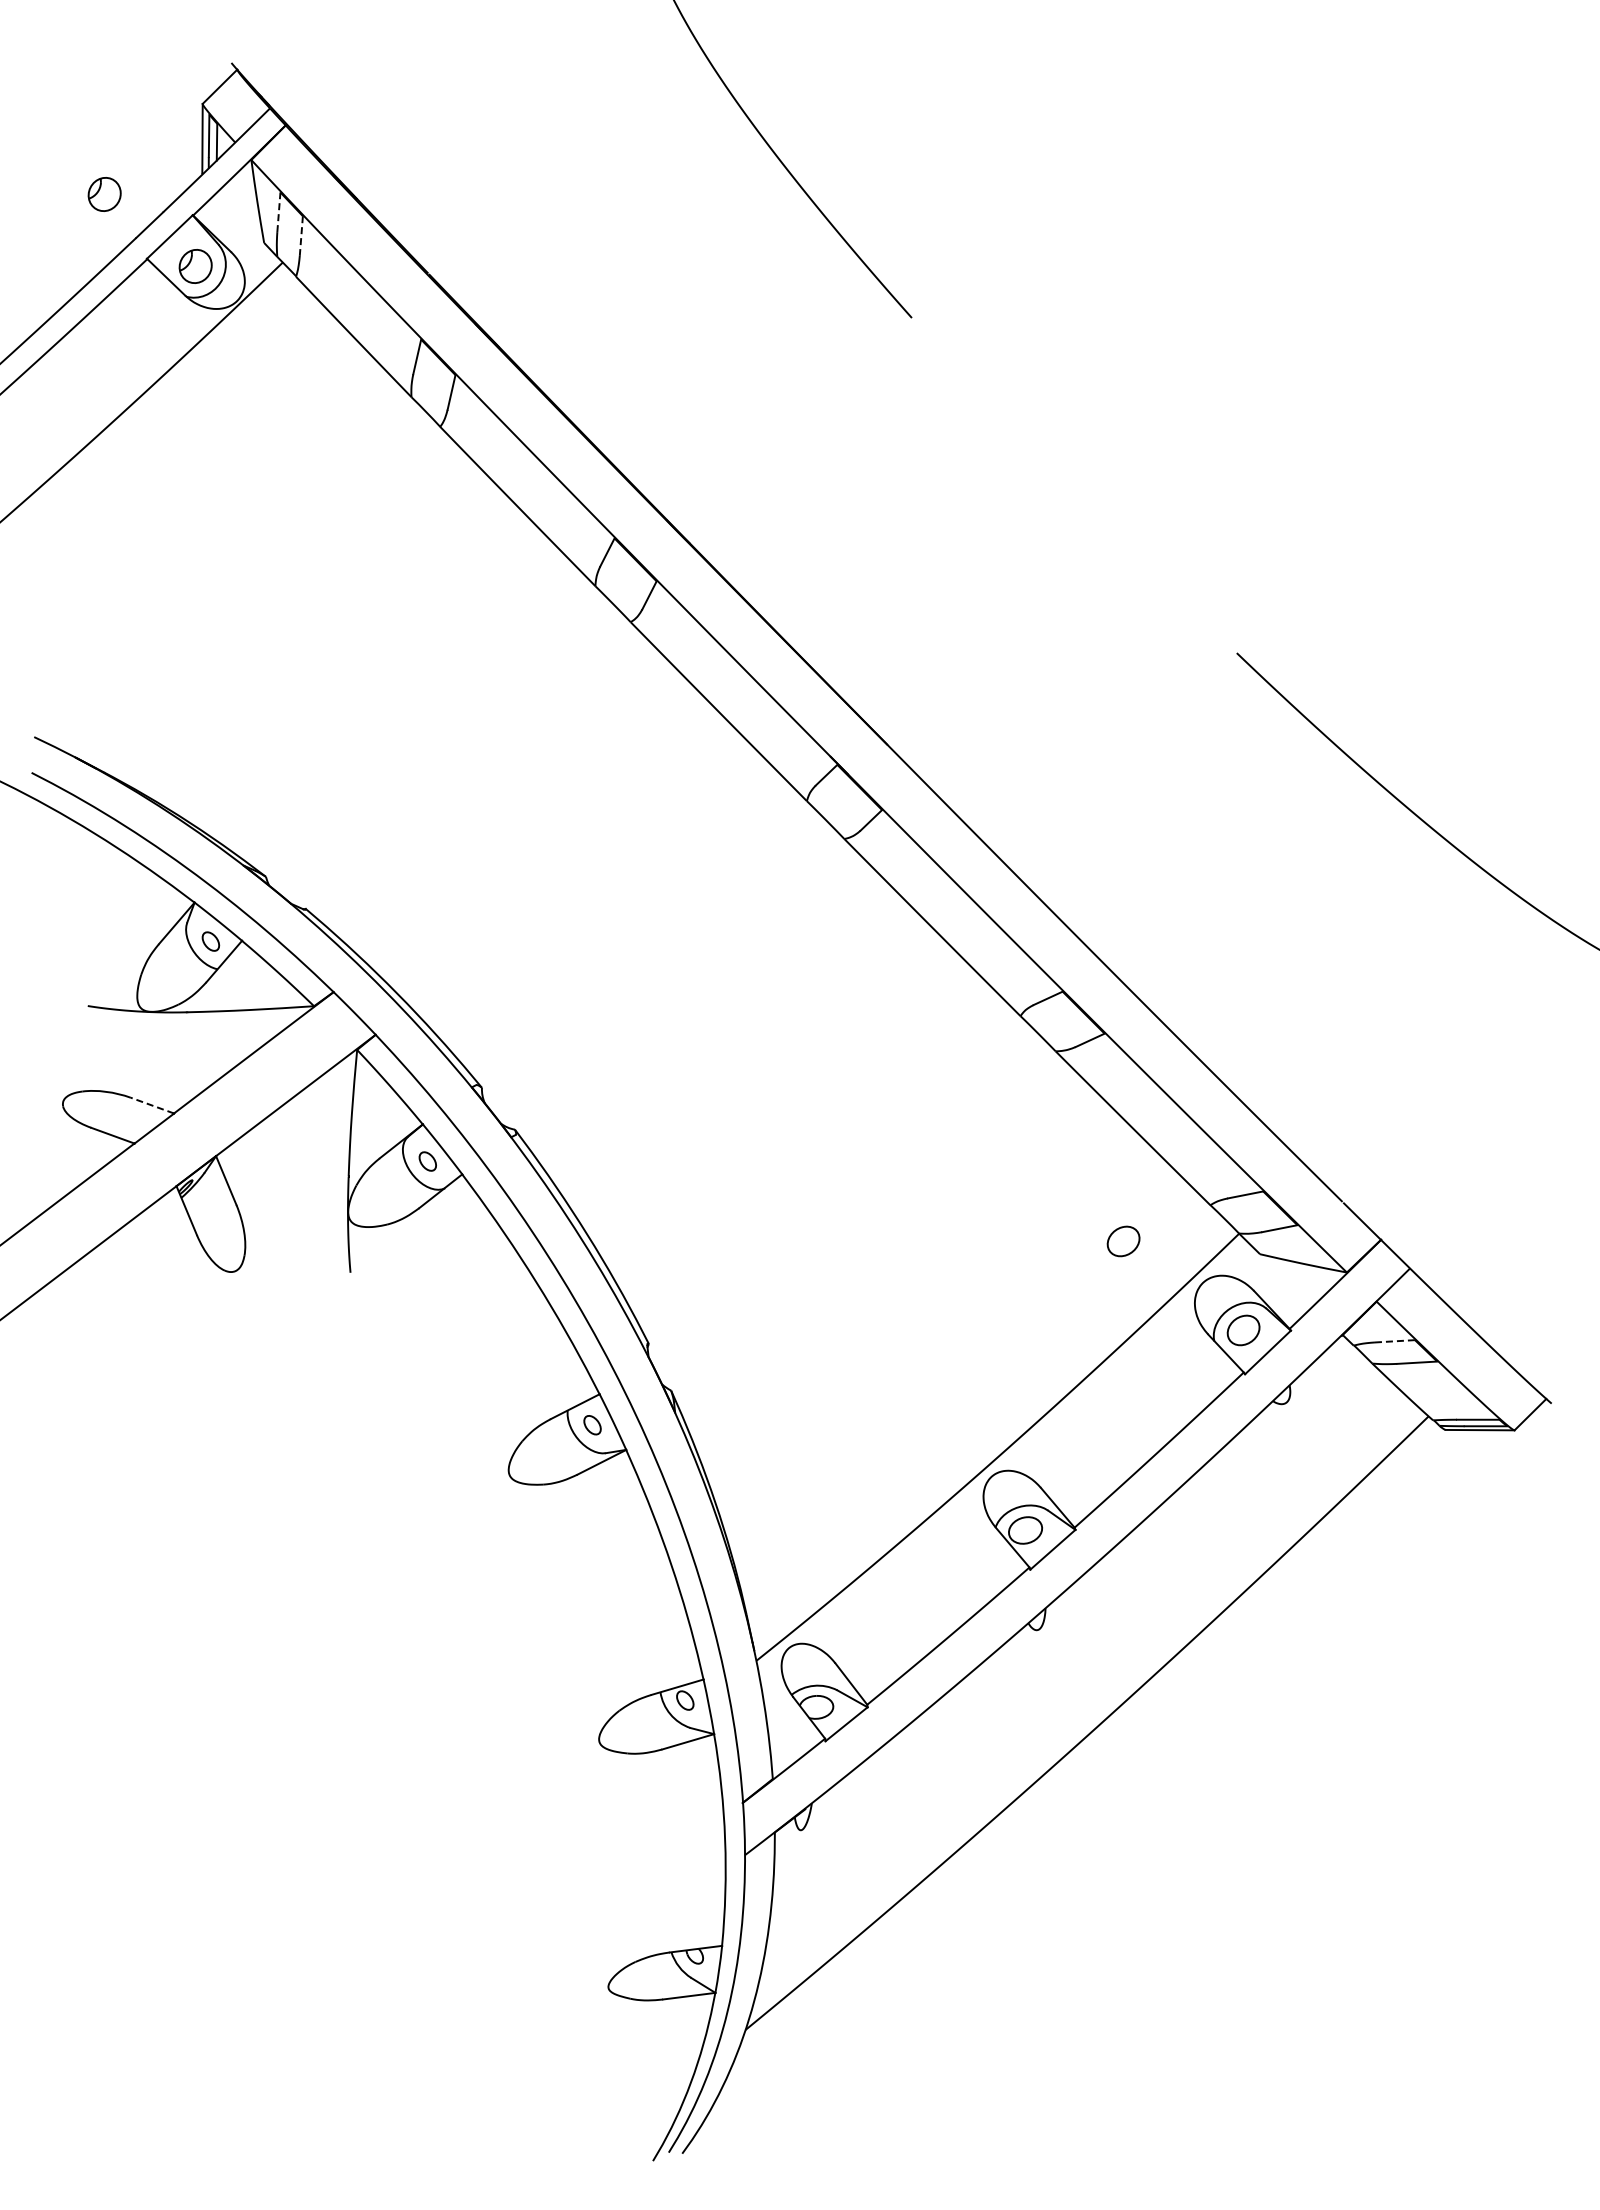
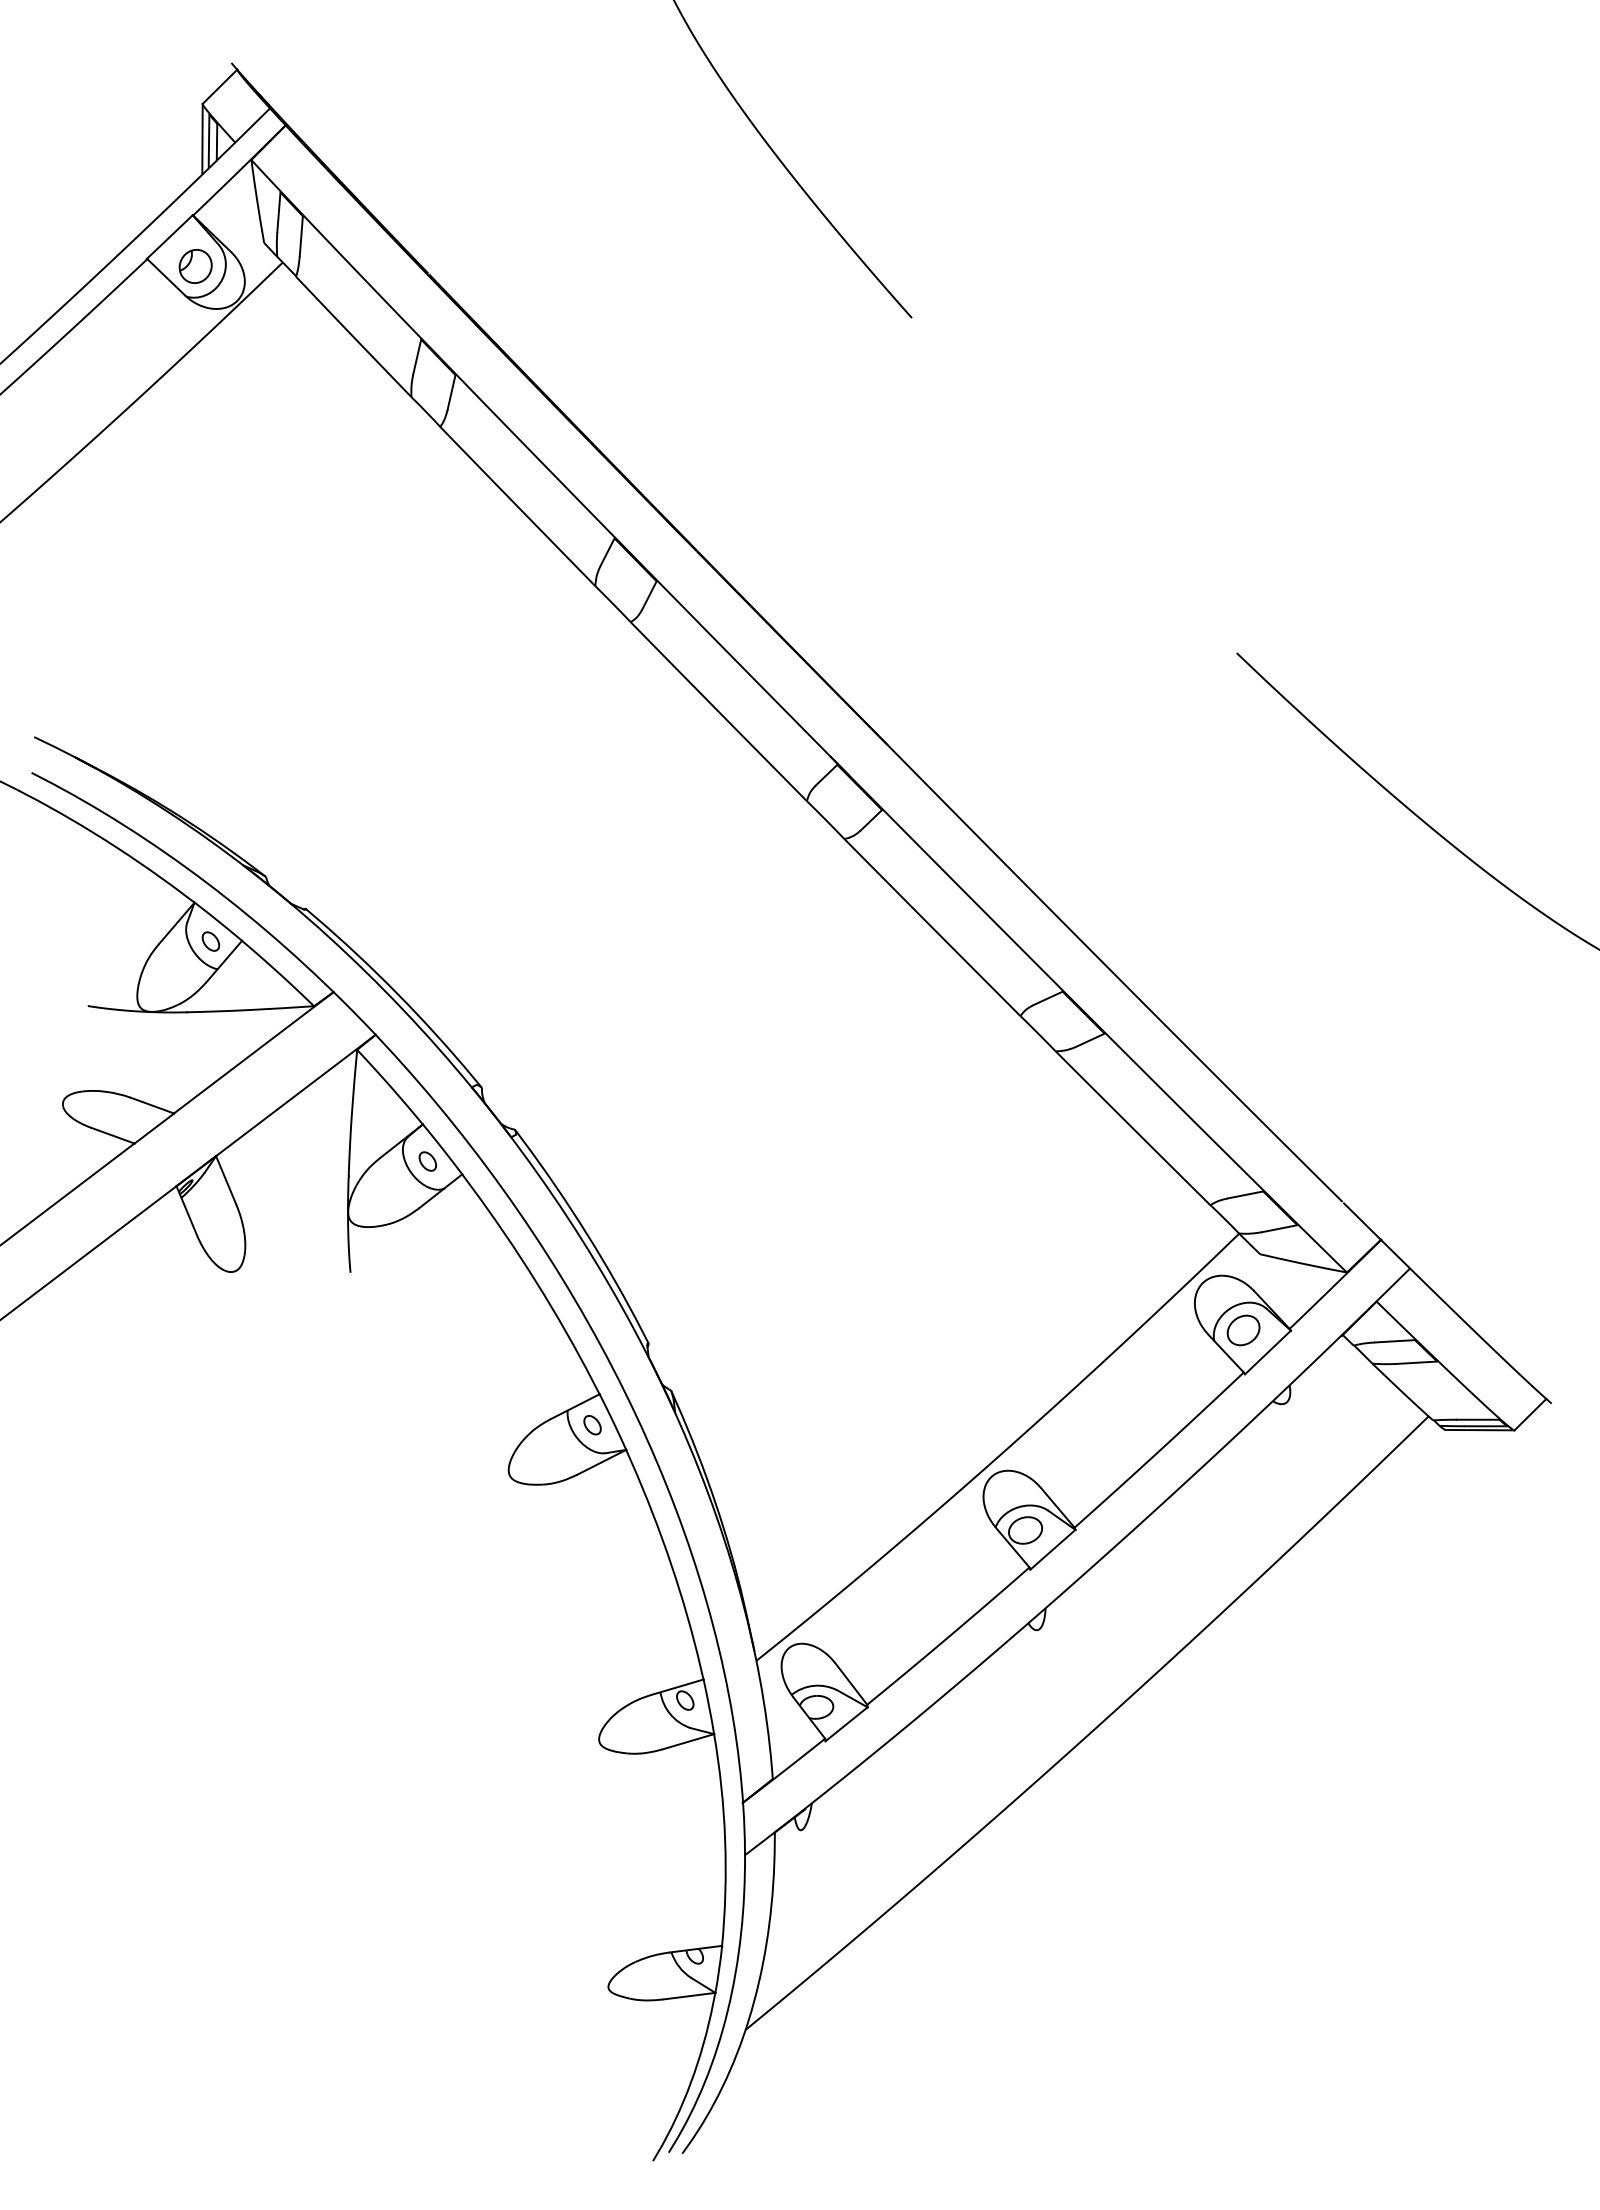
part: present -> none (104, 194)
line: dashed -> solid (278, 212)
line: dashed -> solid (301, 236)
line: dashed -> solid (152, 1105)
part: present -> none (1123, 1241)
line: dashed -> solid (1395, 1341)
